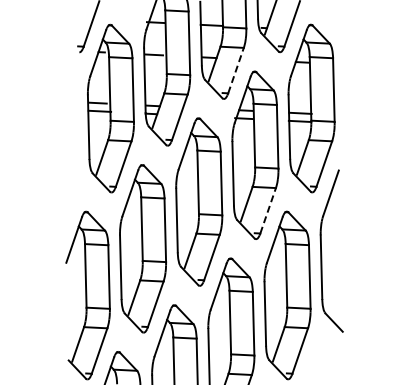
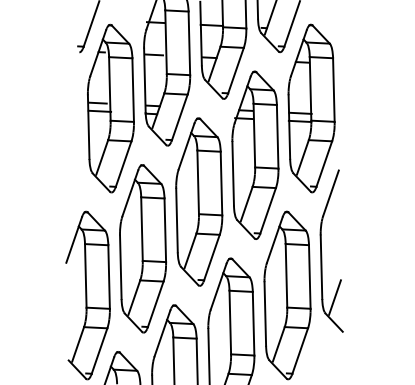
line: dashed -> solid (236, 70)
line: dashed -> solid (268, 210)
line: none -> present (334, 297)
